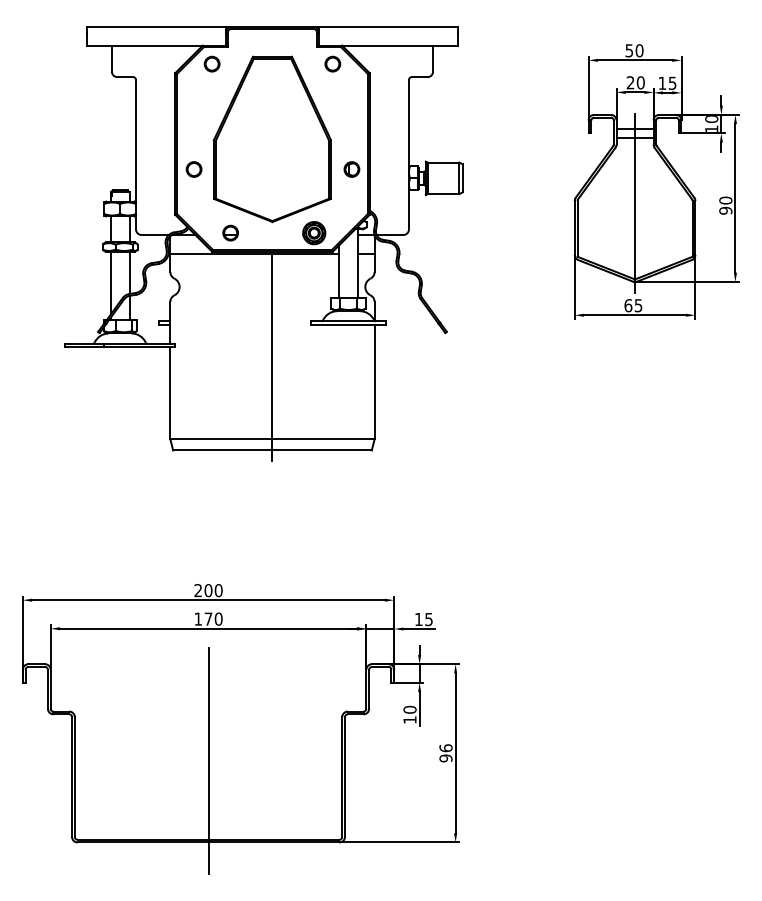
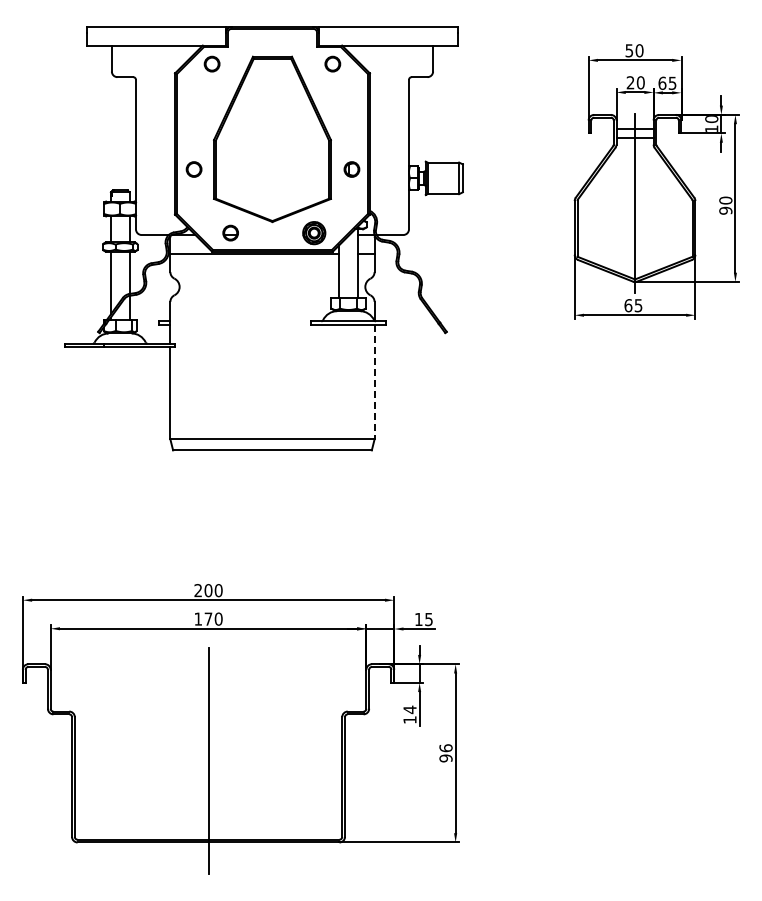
text: 15 -> 65 (662, 82)
line: present -> none (272, 357)
line: solid -> dashed (374, 382)
text: 10 -> 14 (409, 709)
